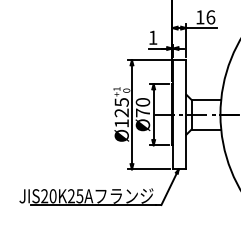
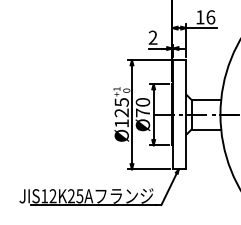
text: 1 -> 2 (152, 37)
text: JIS20K25A -> JIS12K25A (48, 196)
